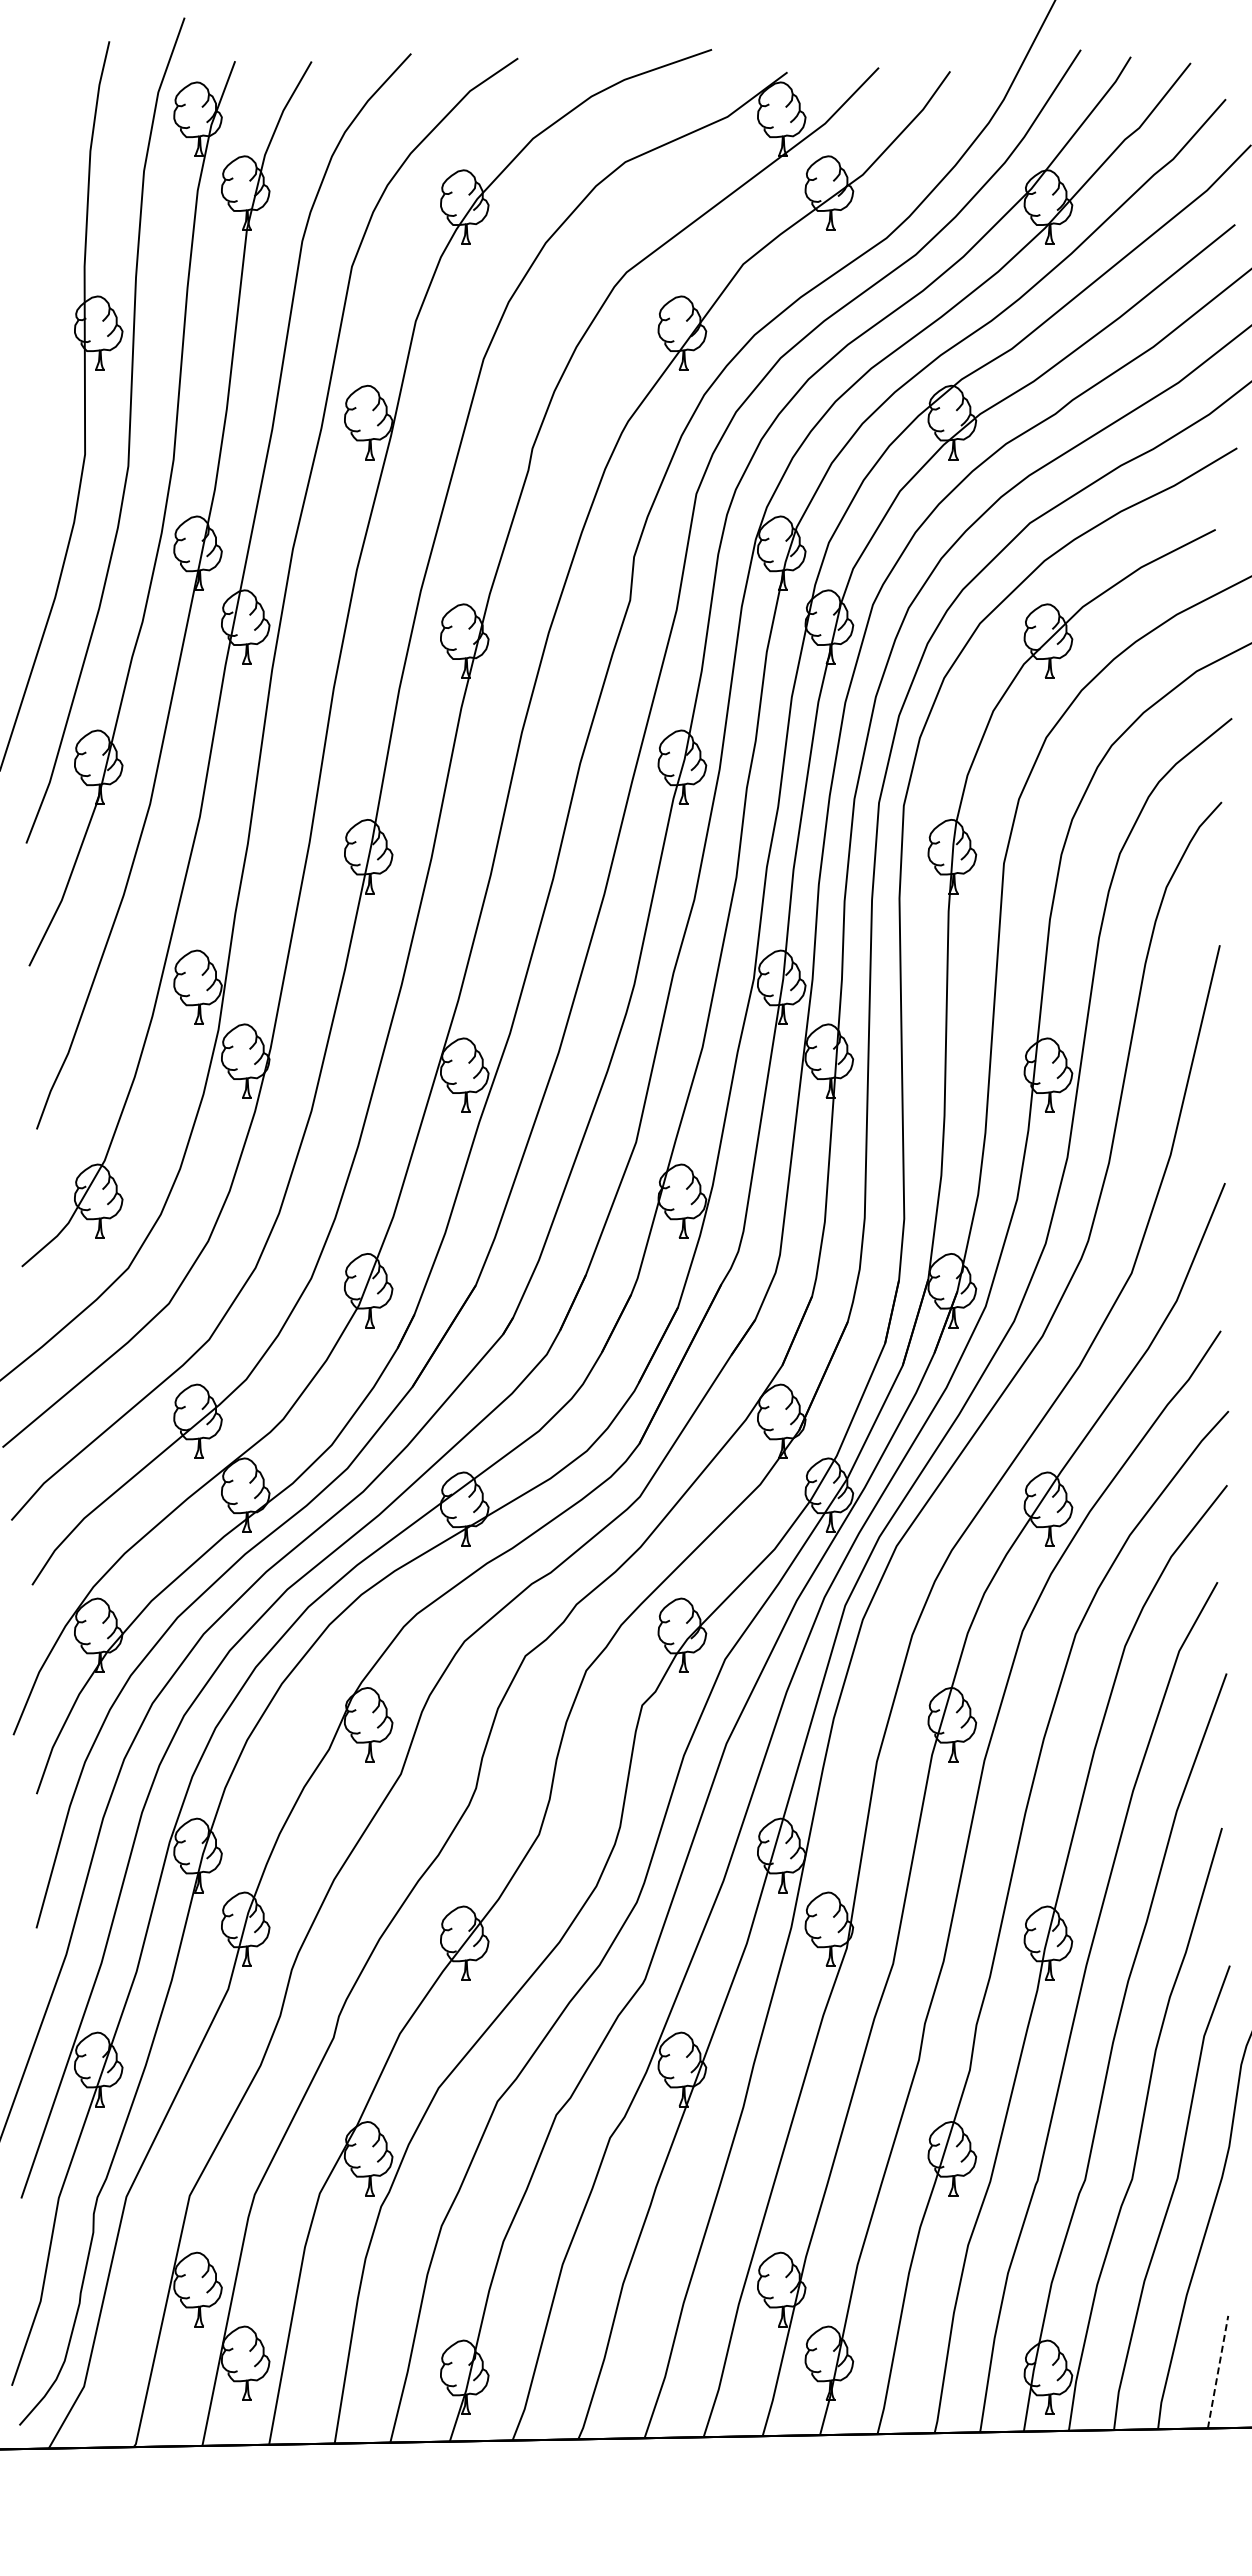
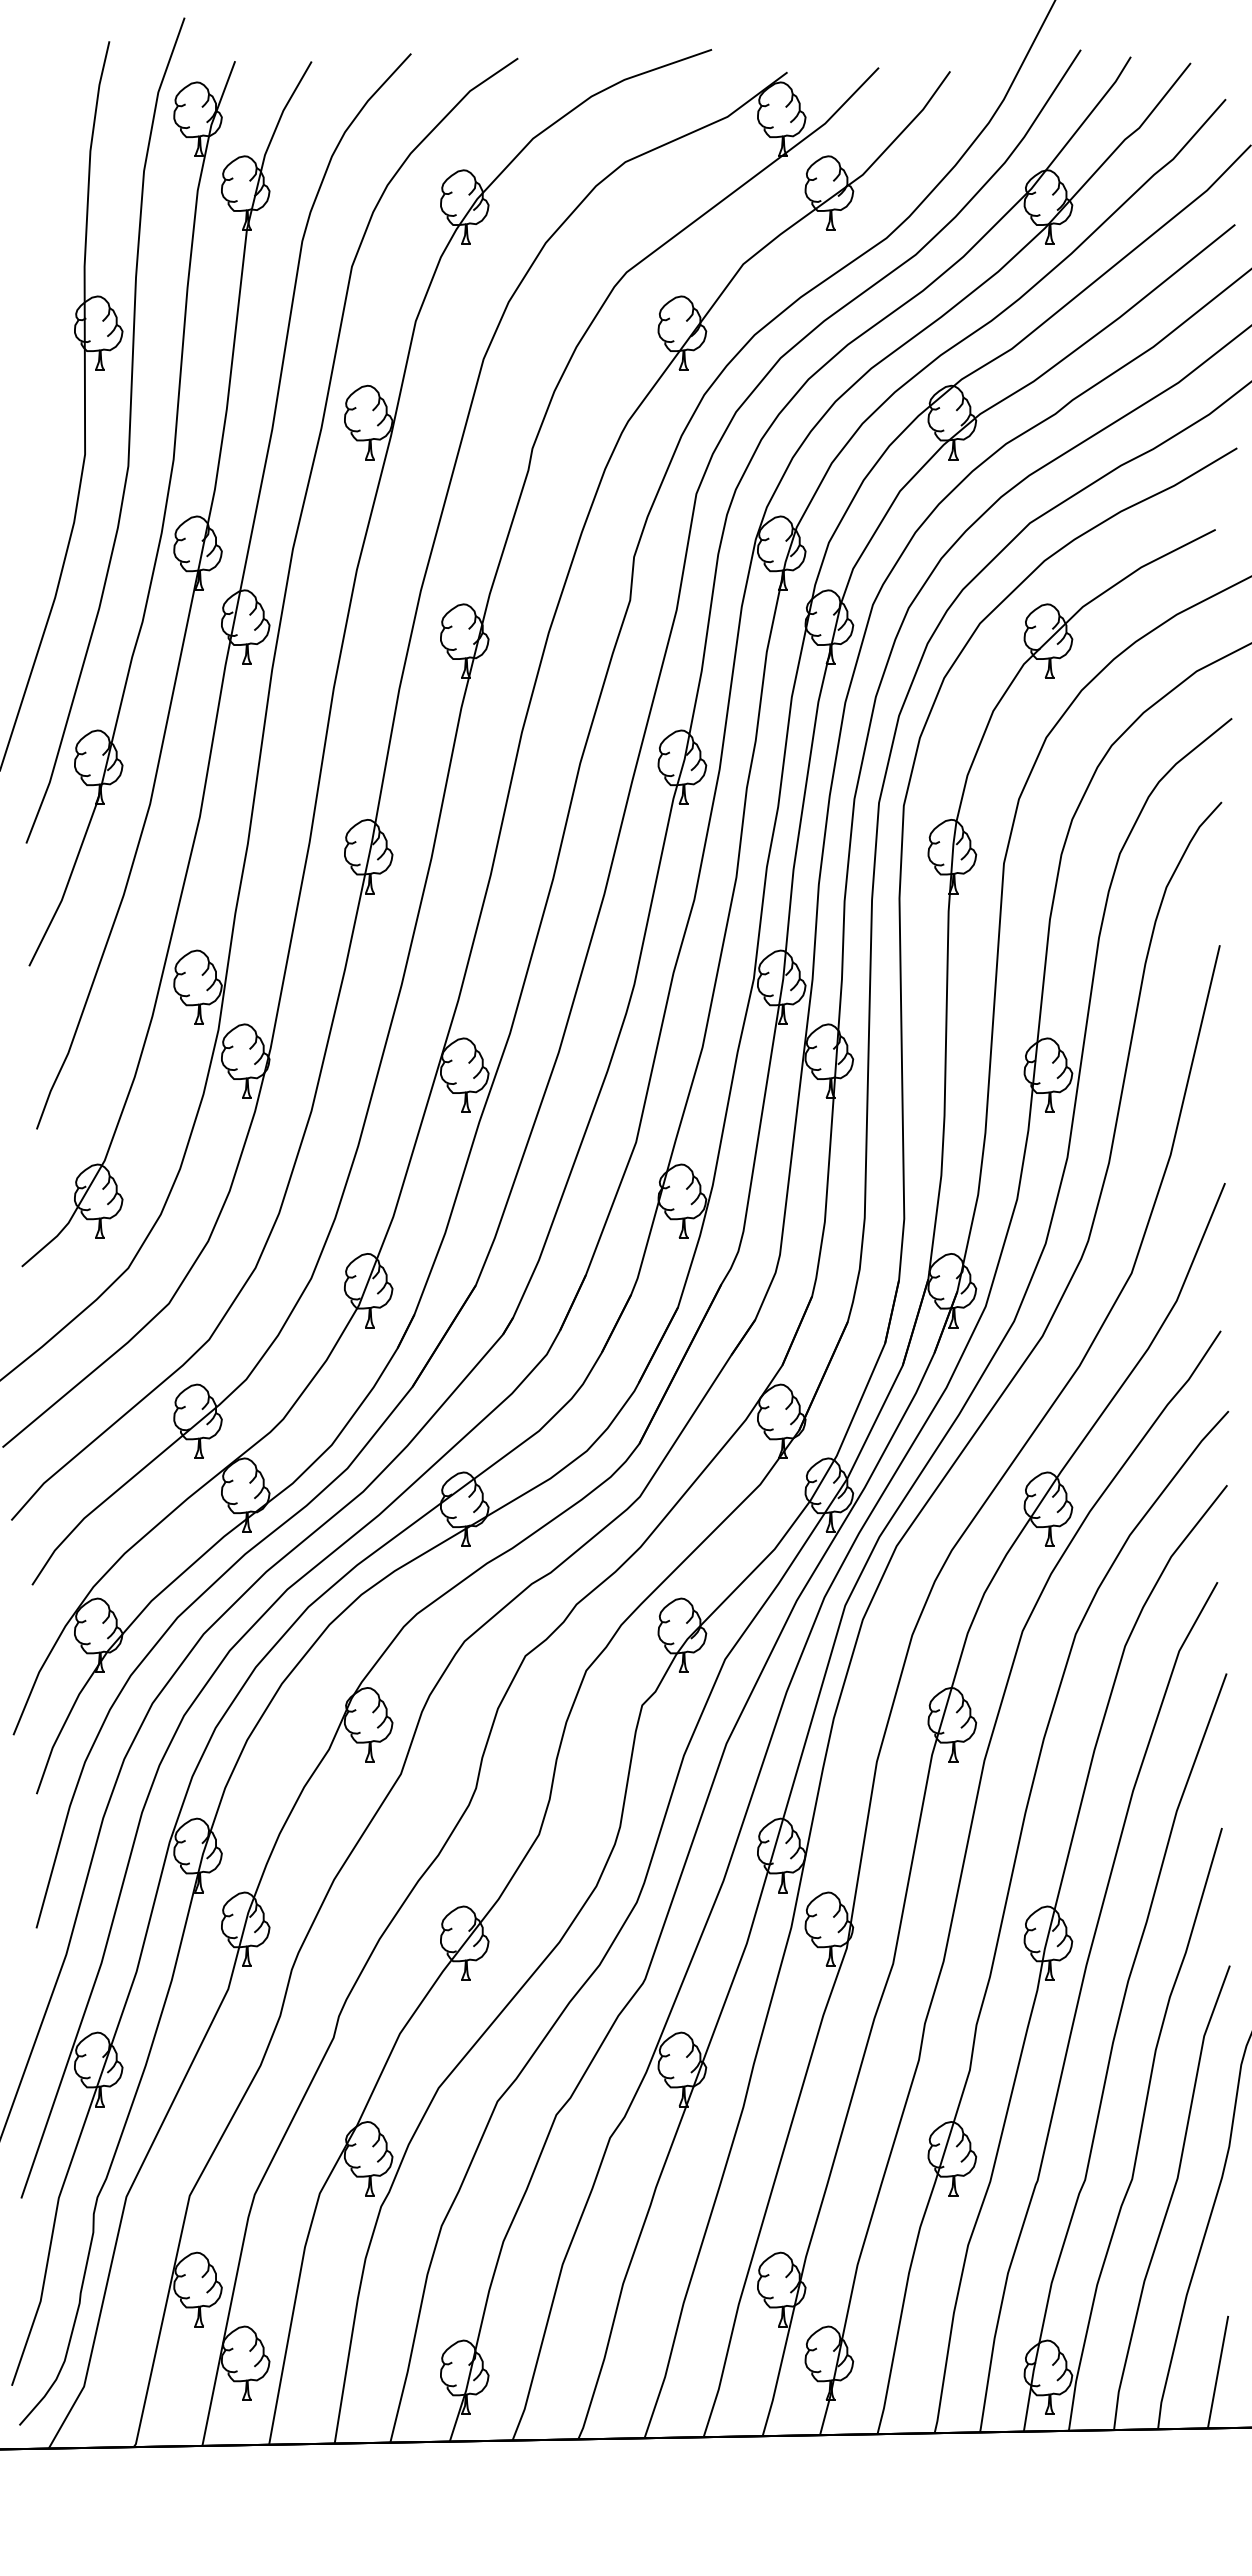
line: dashed -> solid (1218, 2371)
